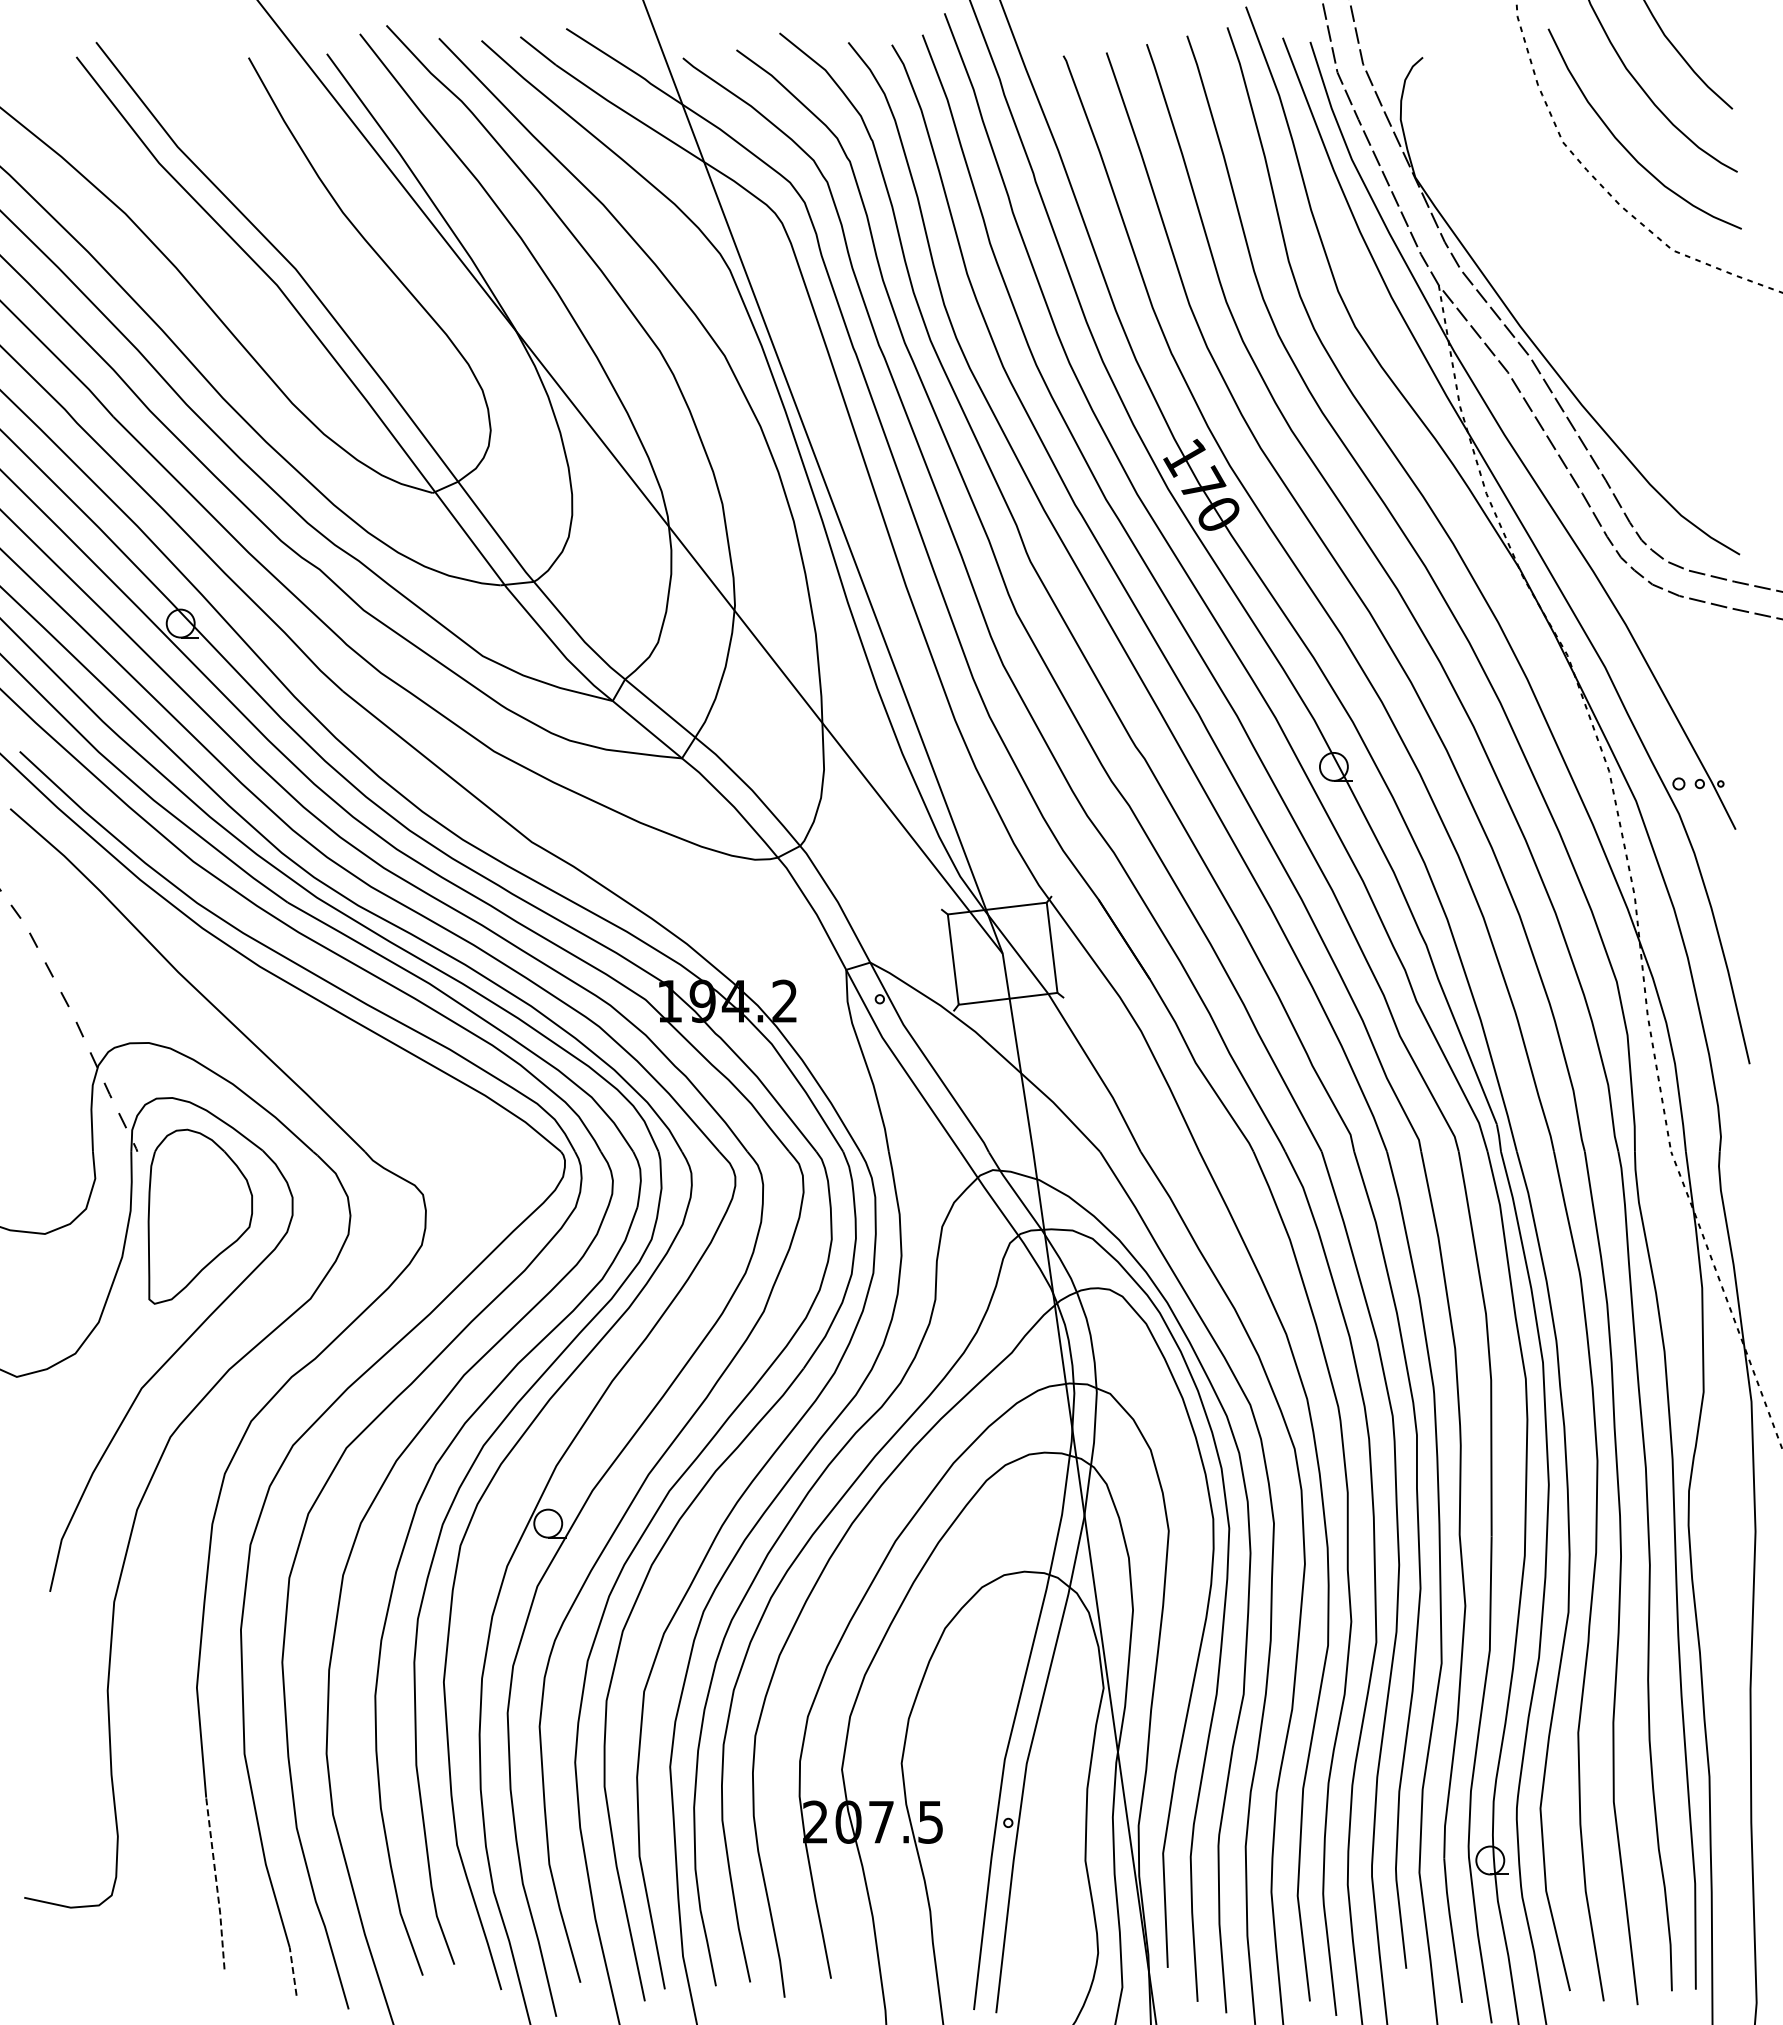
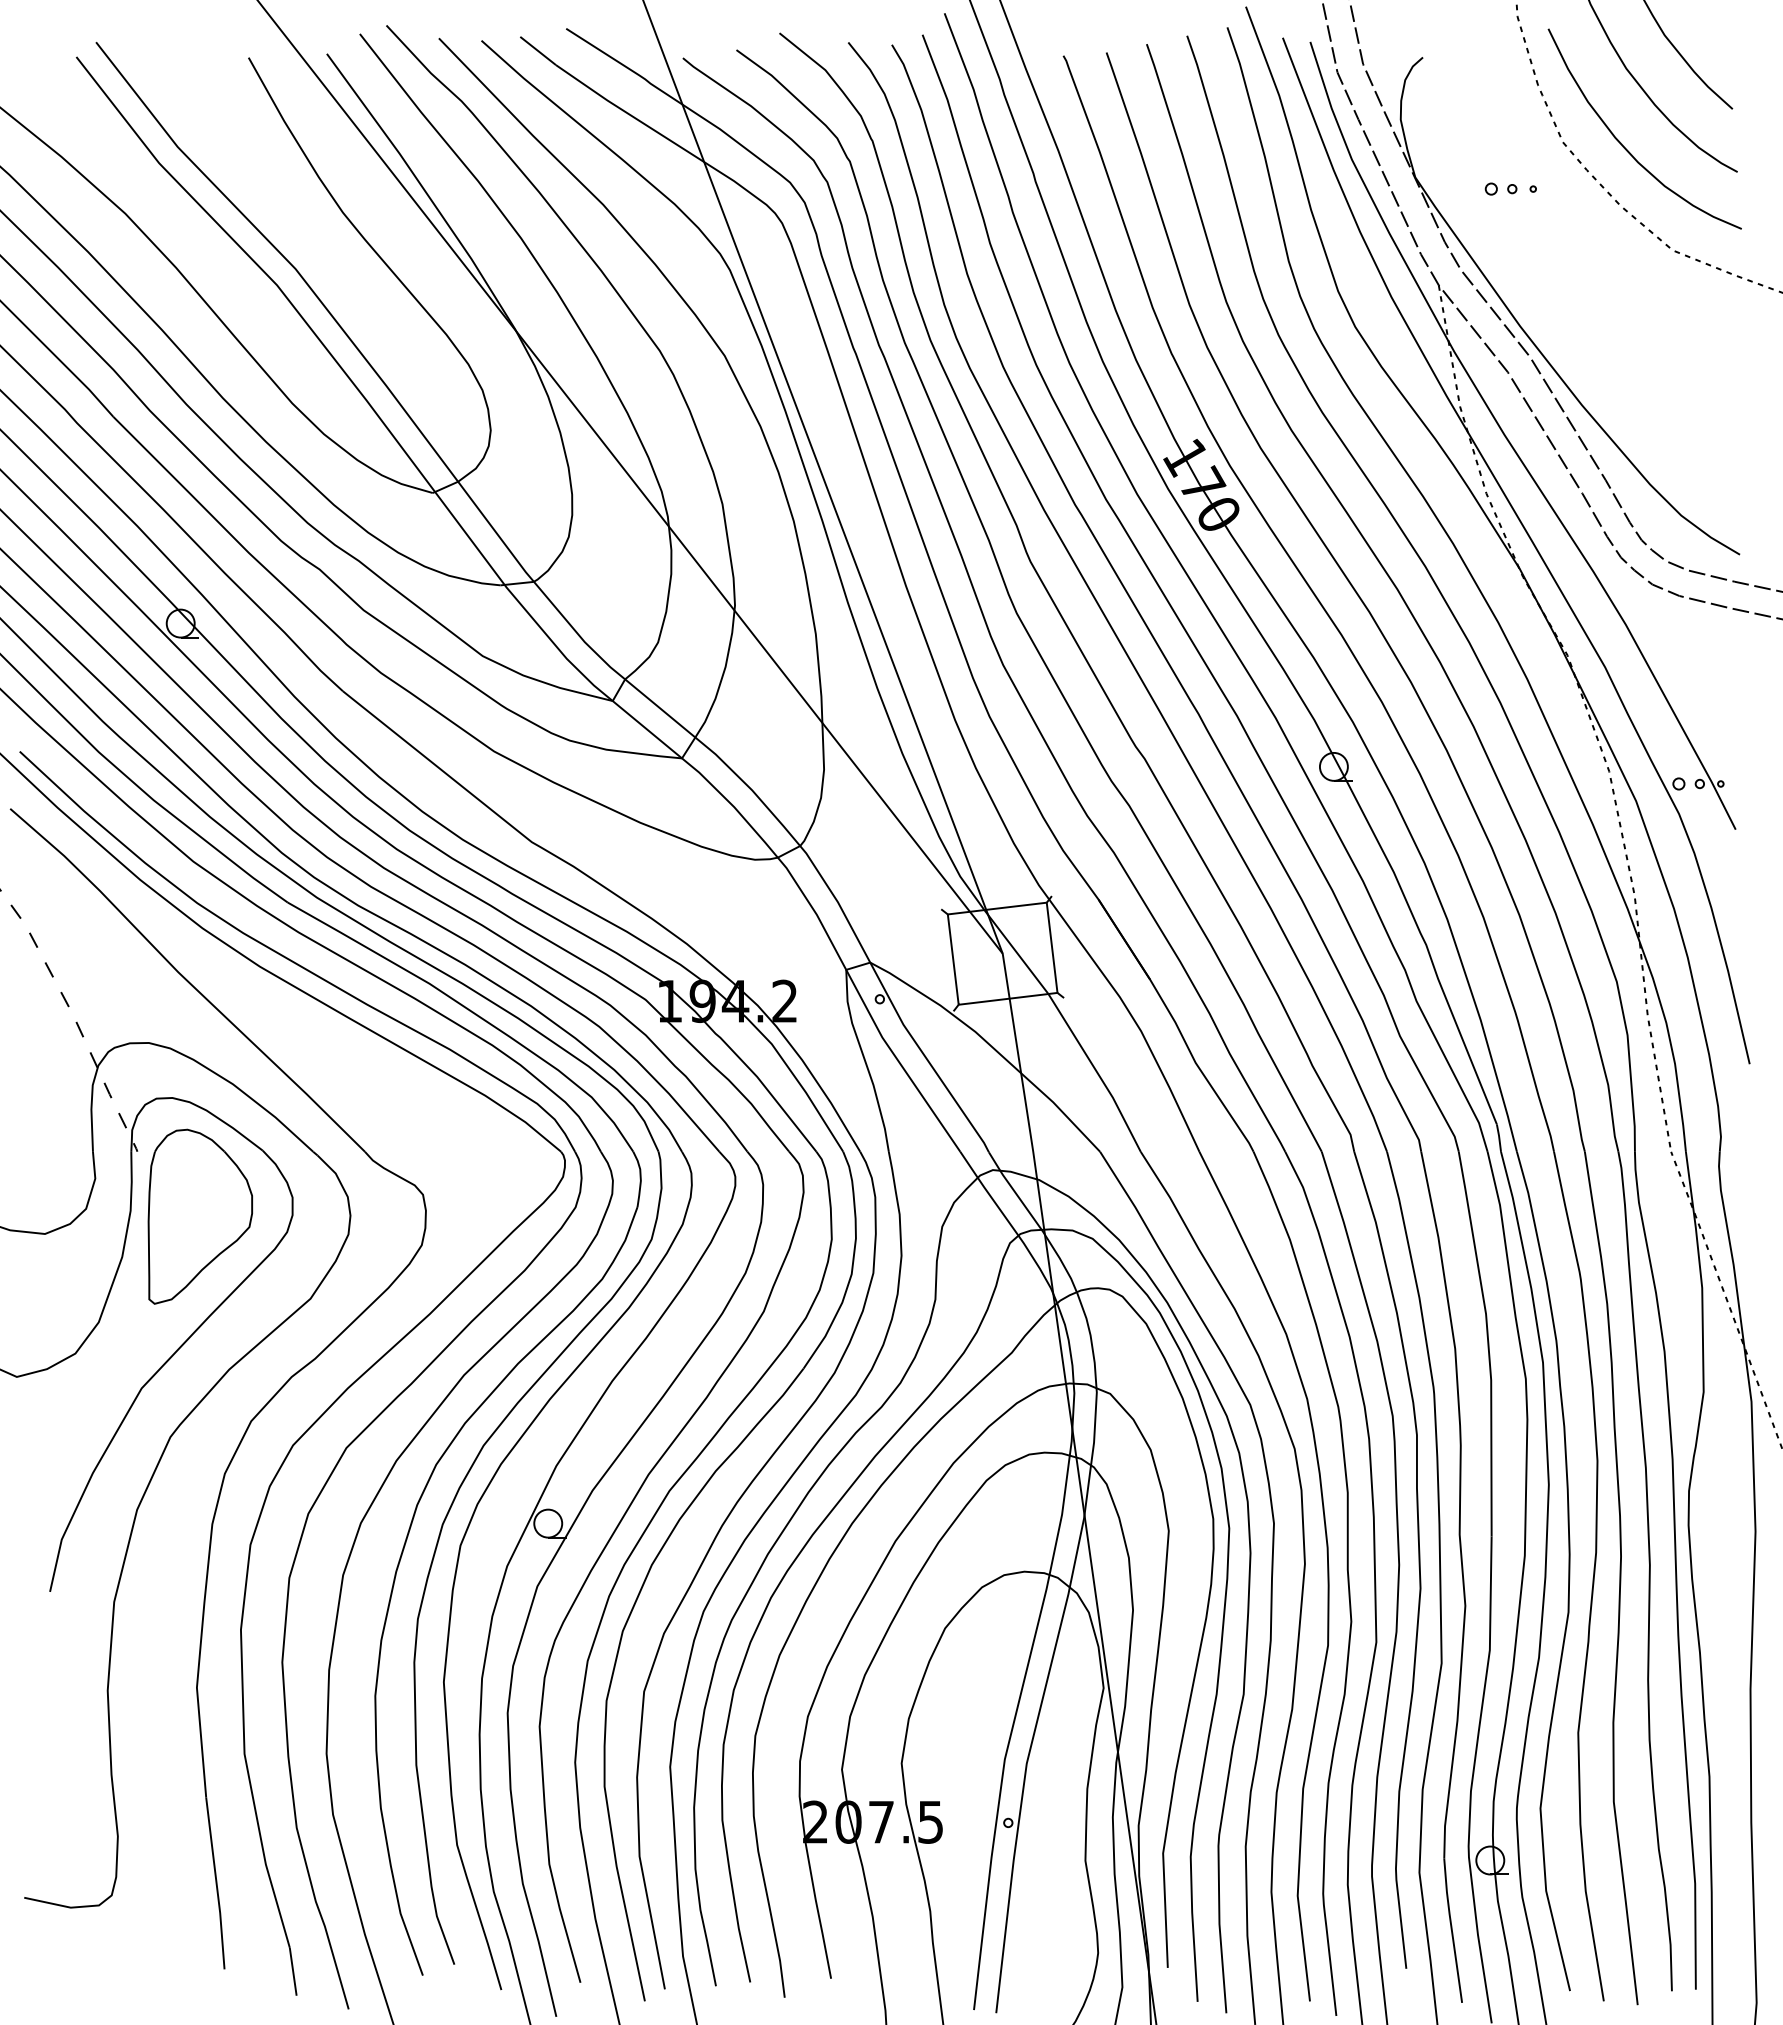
part: none -> present (1510, 188)
line: dashed -> solid (216, 1883)
line: dashed -> solid (293, 1971)
